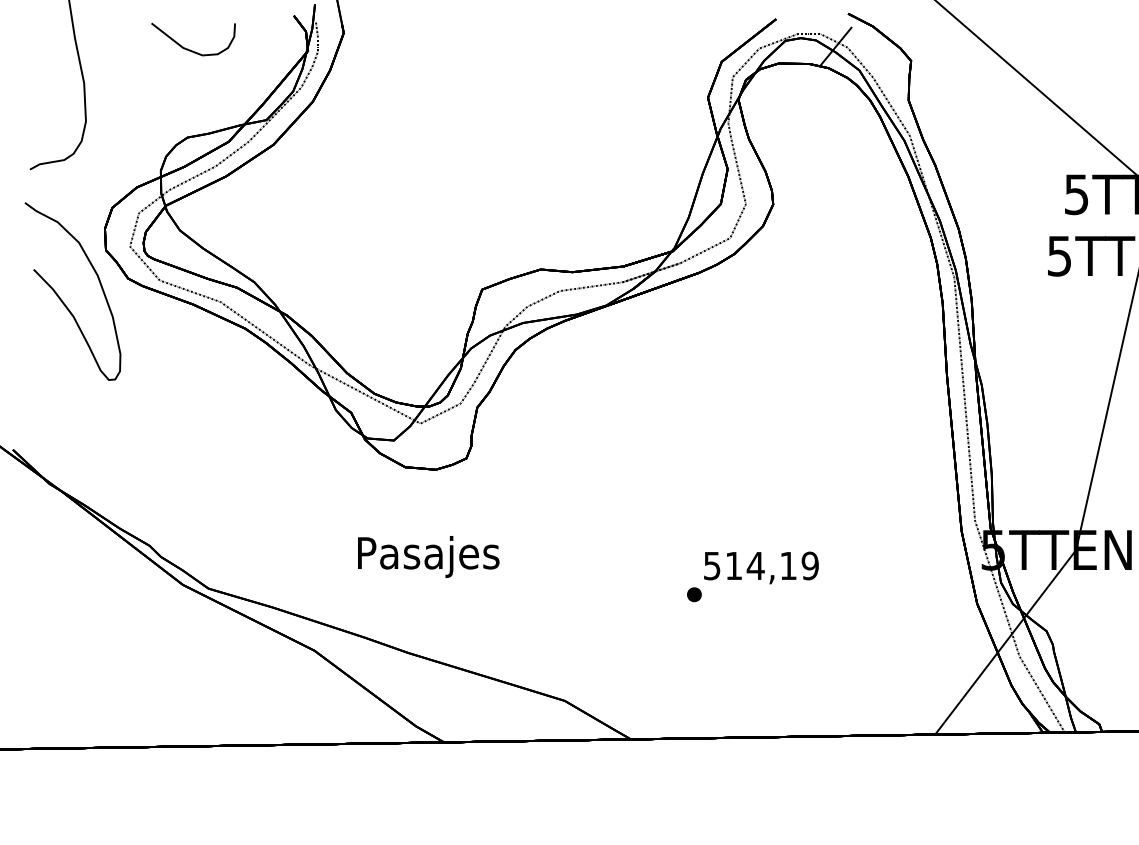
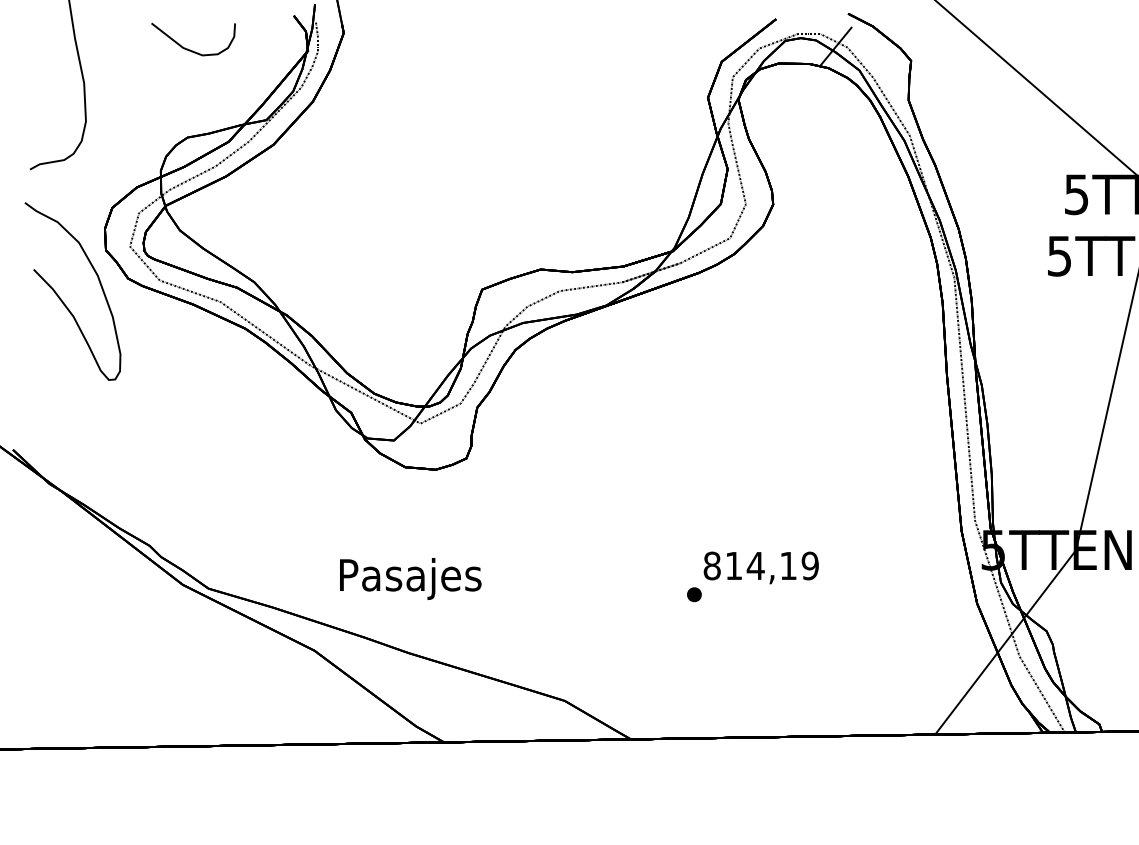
text position: (428, 556) -> (410, 578) (410, 578)
text: 514,19 -> 814,19 (711, 565)
